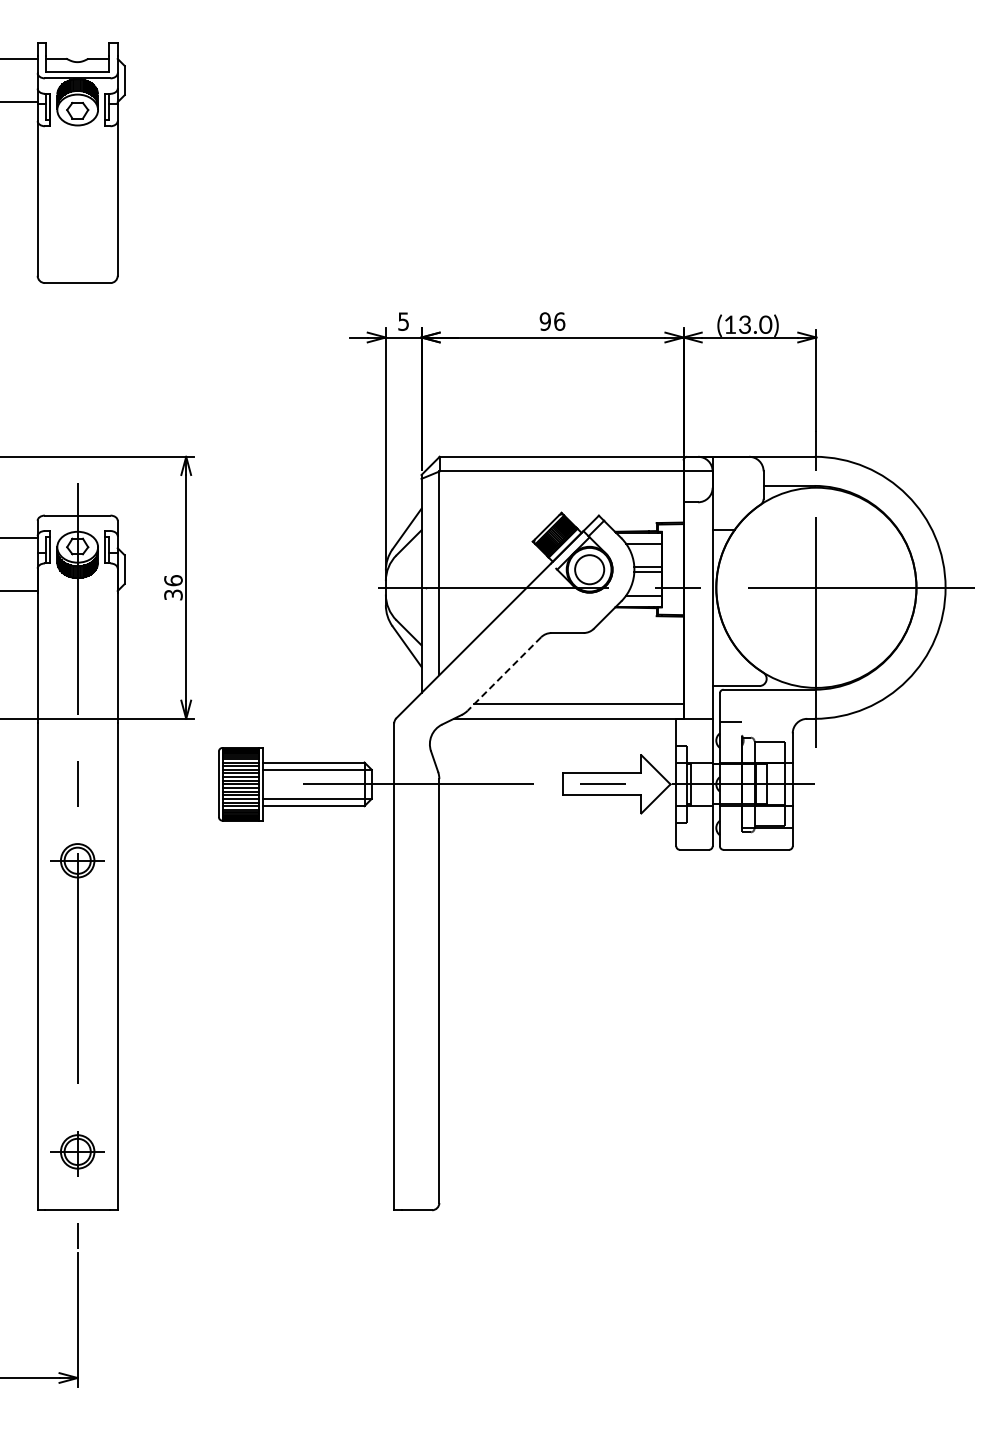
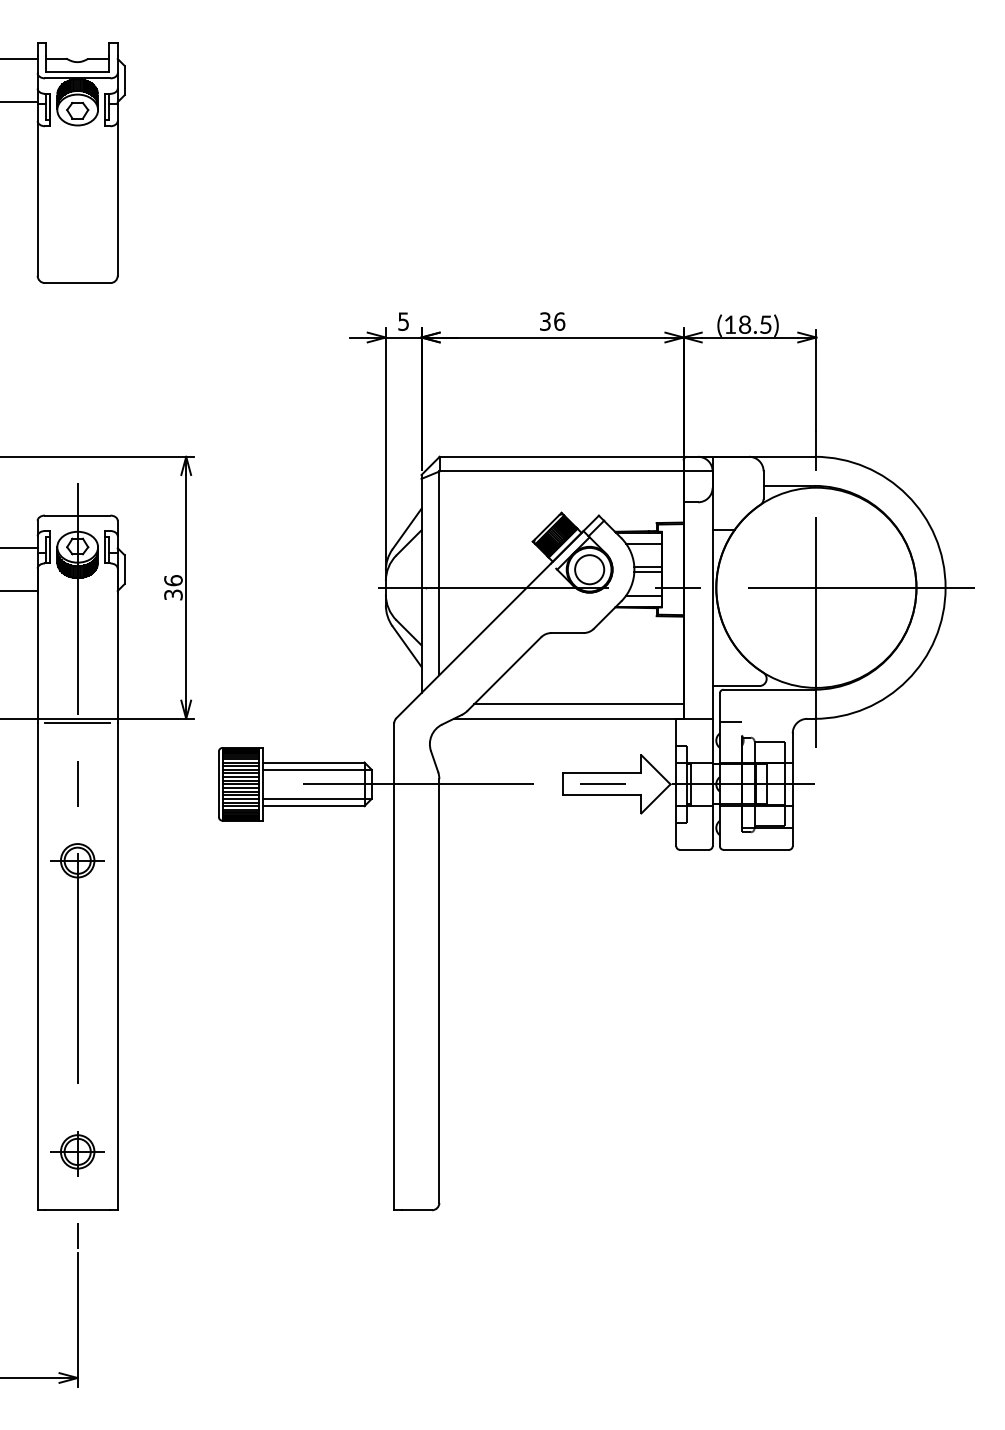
text: 96 -> 36 (544, 321)
text: (13.0) -> (18.5) (755, 324)
line position: (19, 537) -> (19, 547) (19, 547)
line: dashed -> solid (504, 674)
line: none -> present (77, 723)
